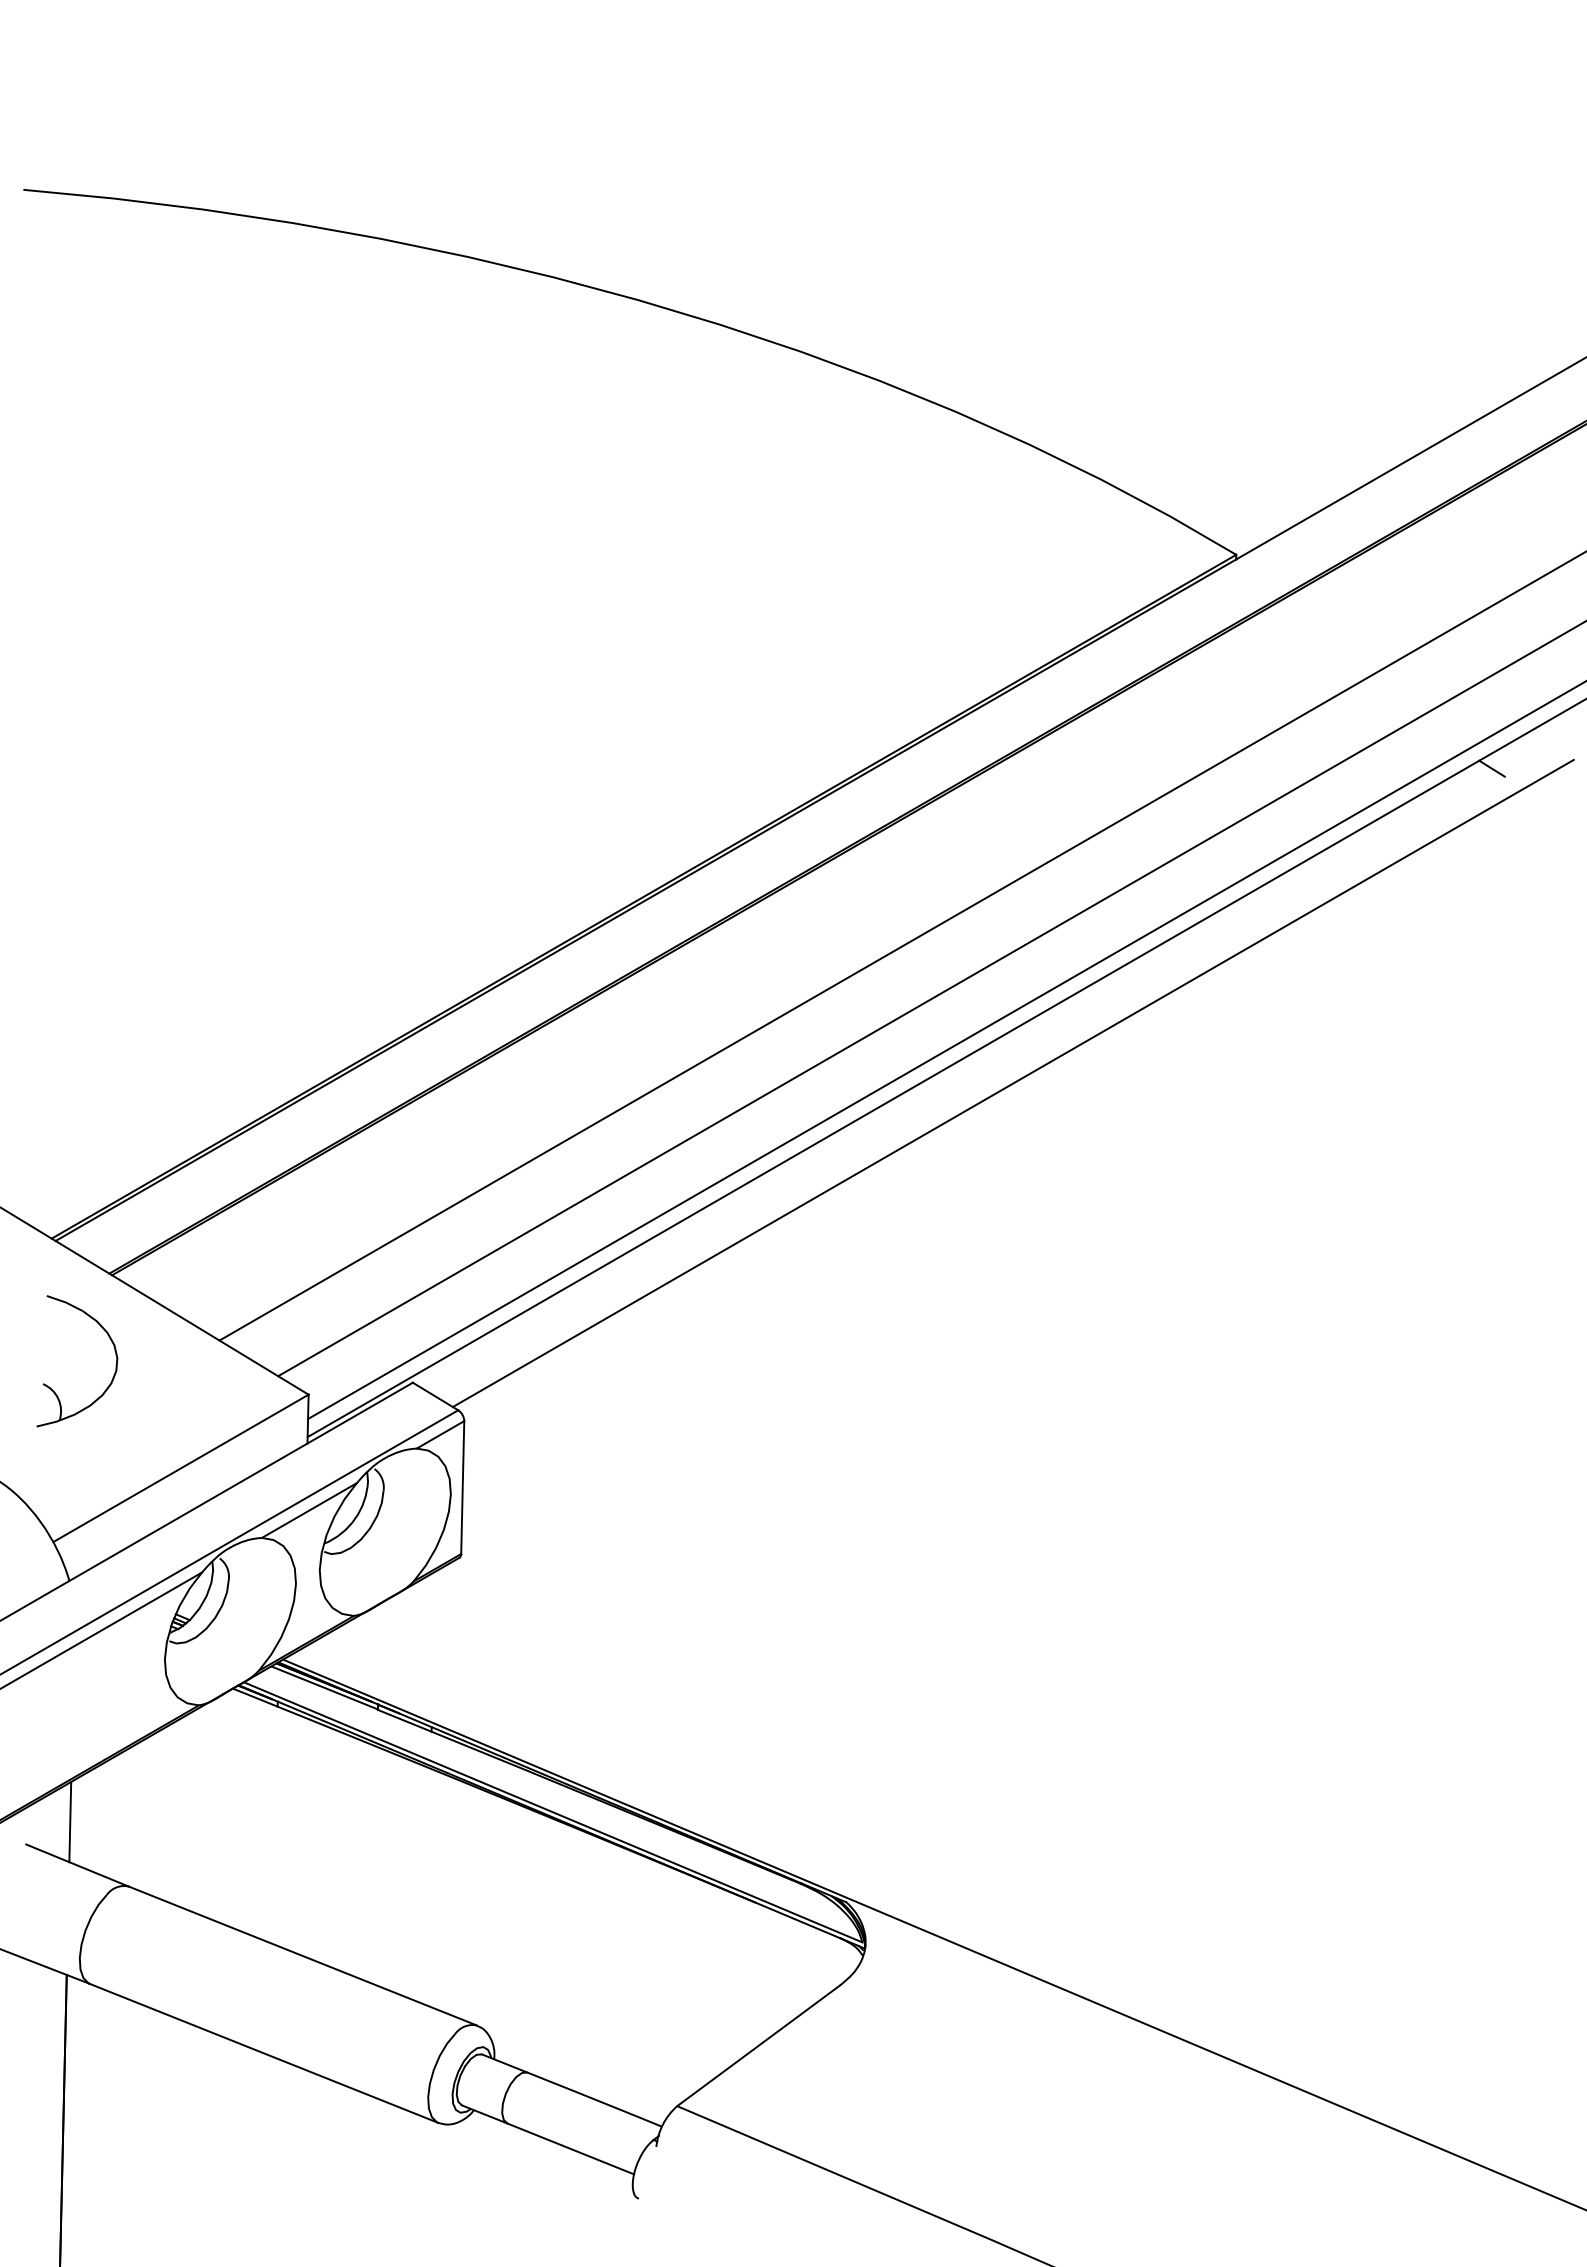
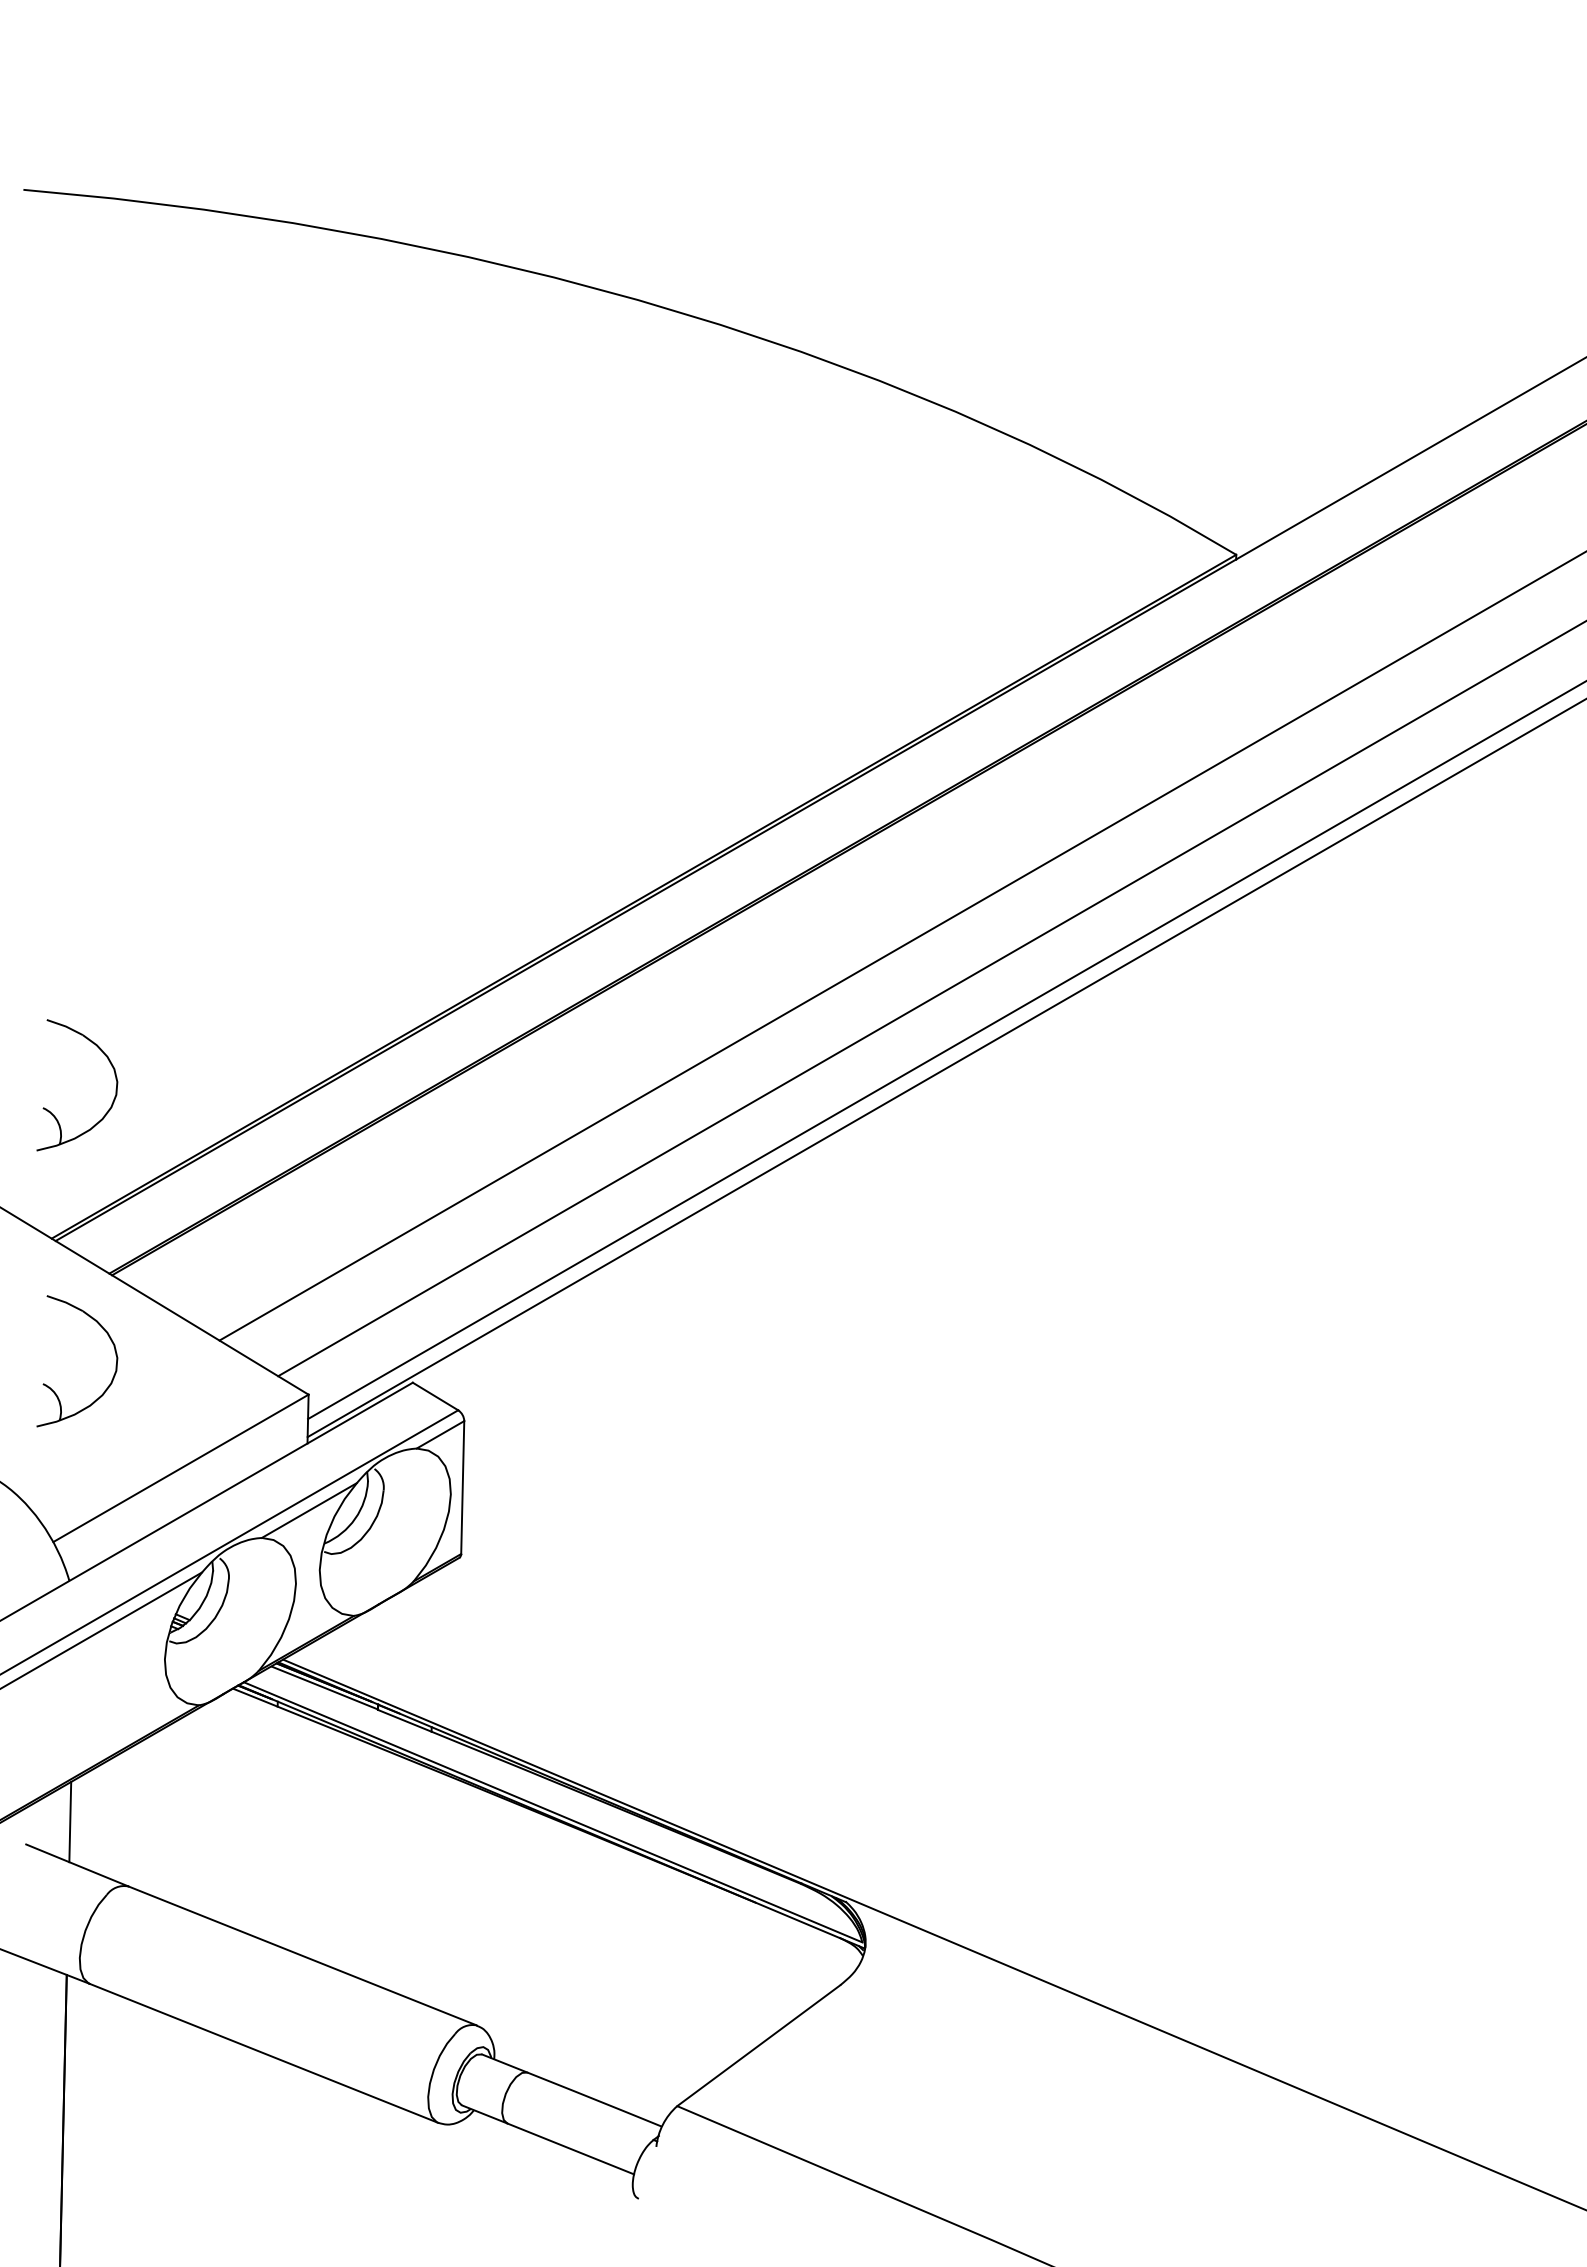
line: present -> none (1491, 768)
line: present -> none (1012, 1083)
part: none -> present (50, 1111)
